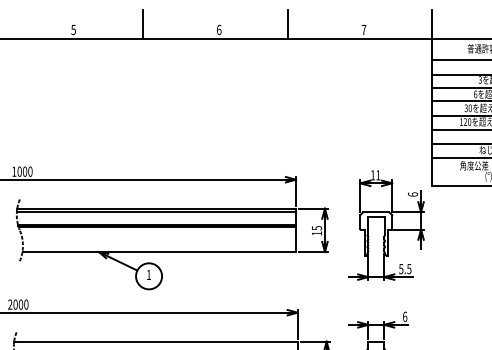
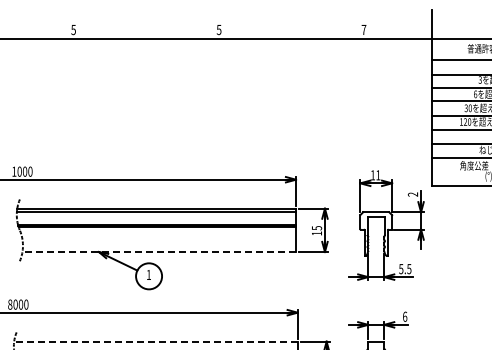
line: present -> none (142, 24)
line: present -> none (287, 24)
text: 6 -> 5 (218, 29)
text: 6 -> 2 (413, 194)
line: solid -> dashed (159, 252)
text: 2000 -> 8000 (10, 304)
line: solid -> dashed (155, 341)
